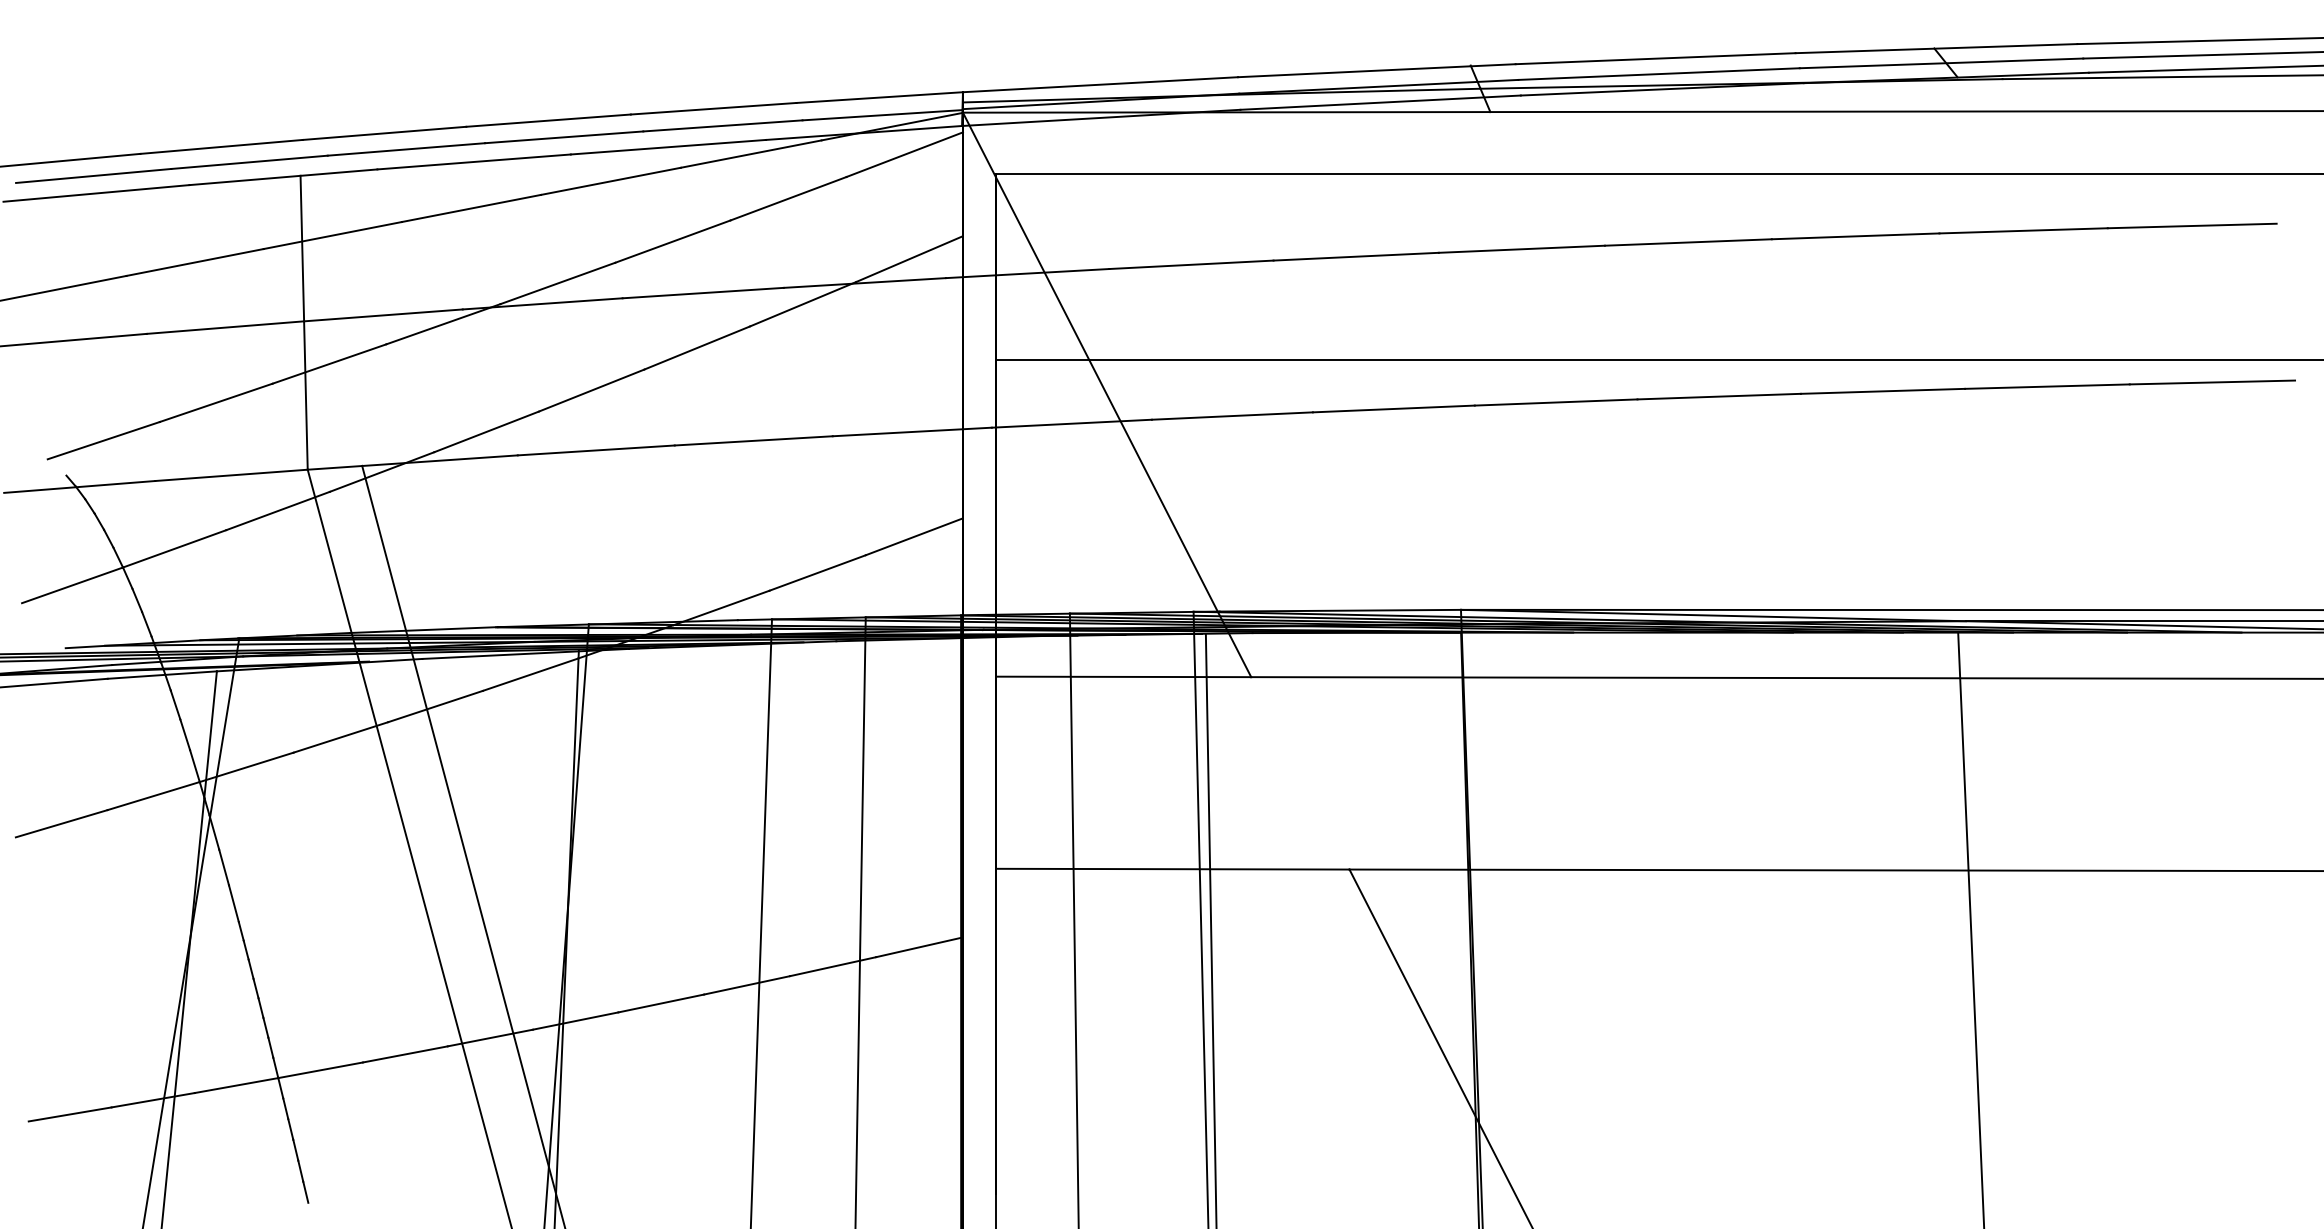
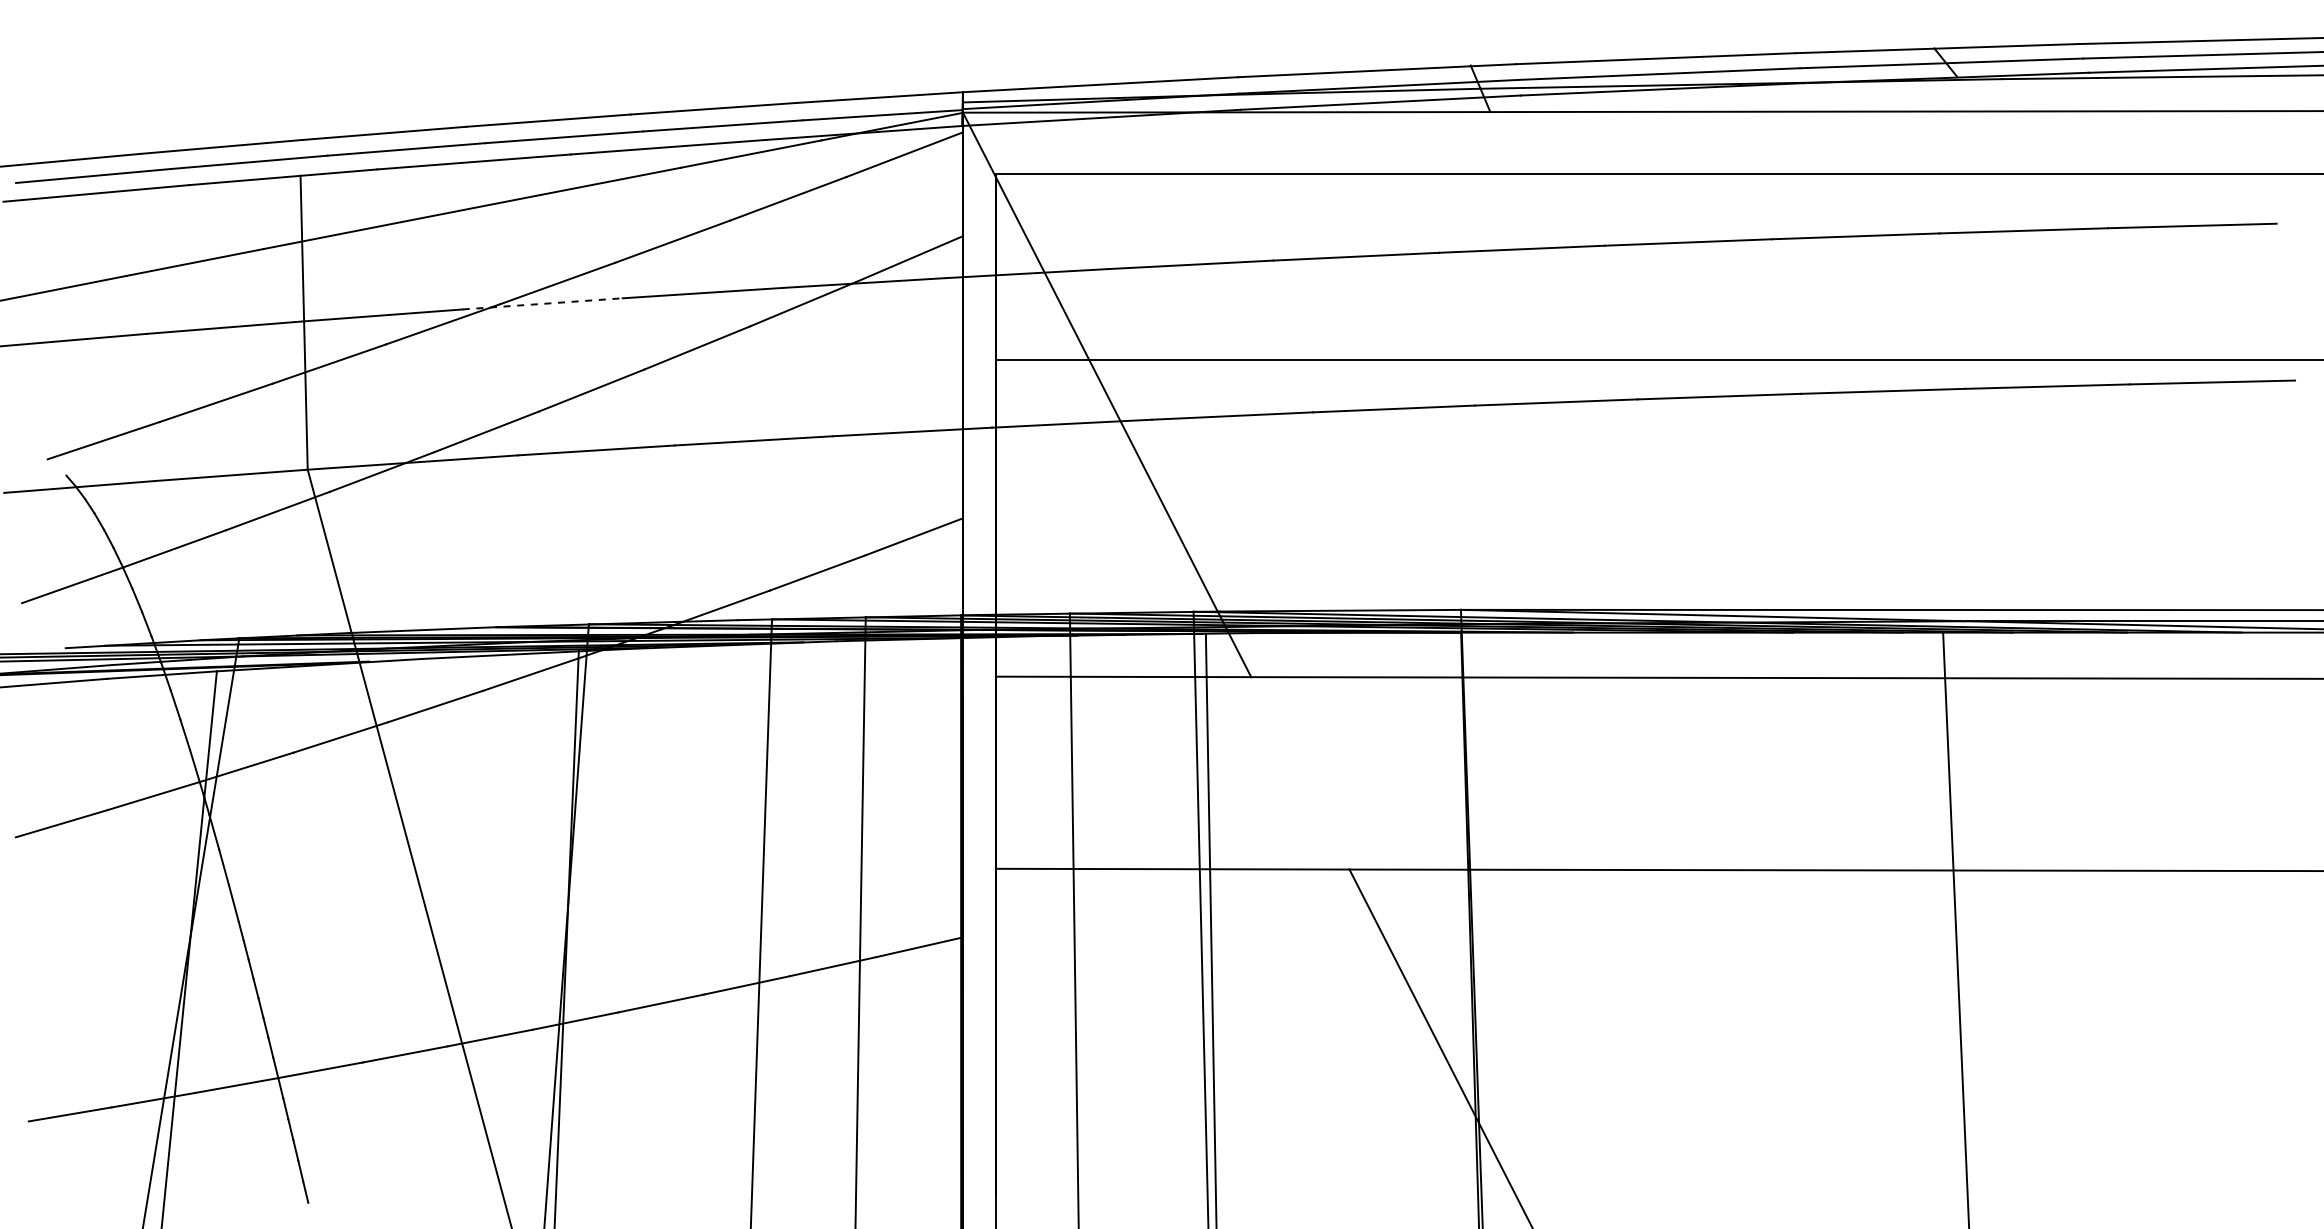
line: solid -> dashed (543, 303)
line: present -> none (463, 845)
line position: (1971, 928) -> (1955, 929) (1955, 929)
